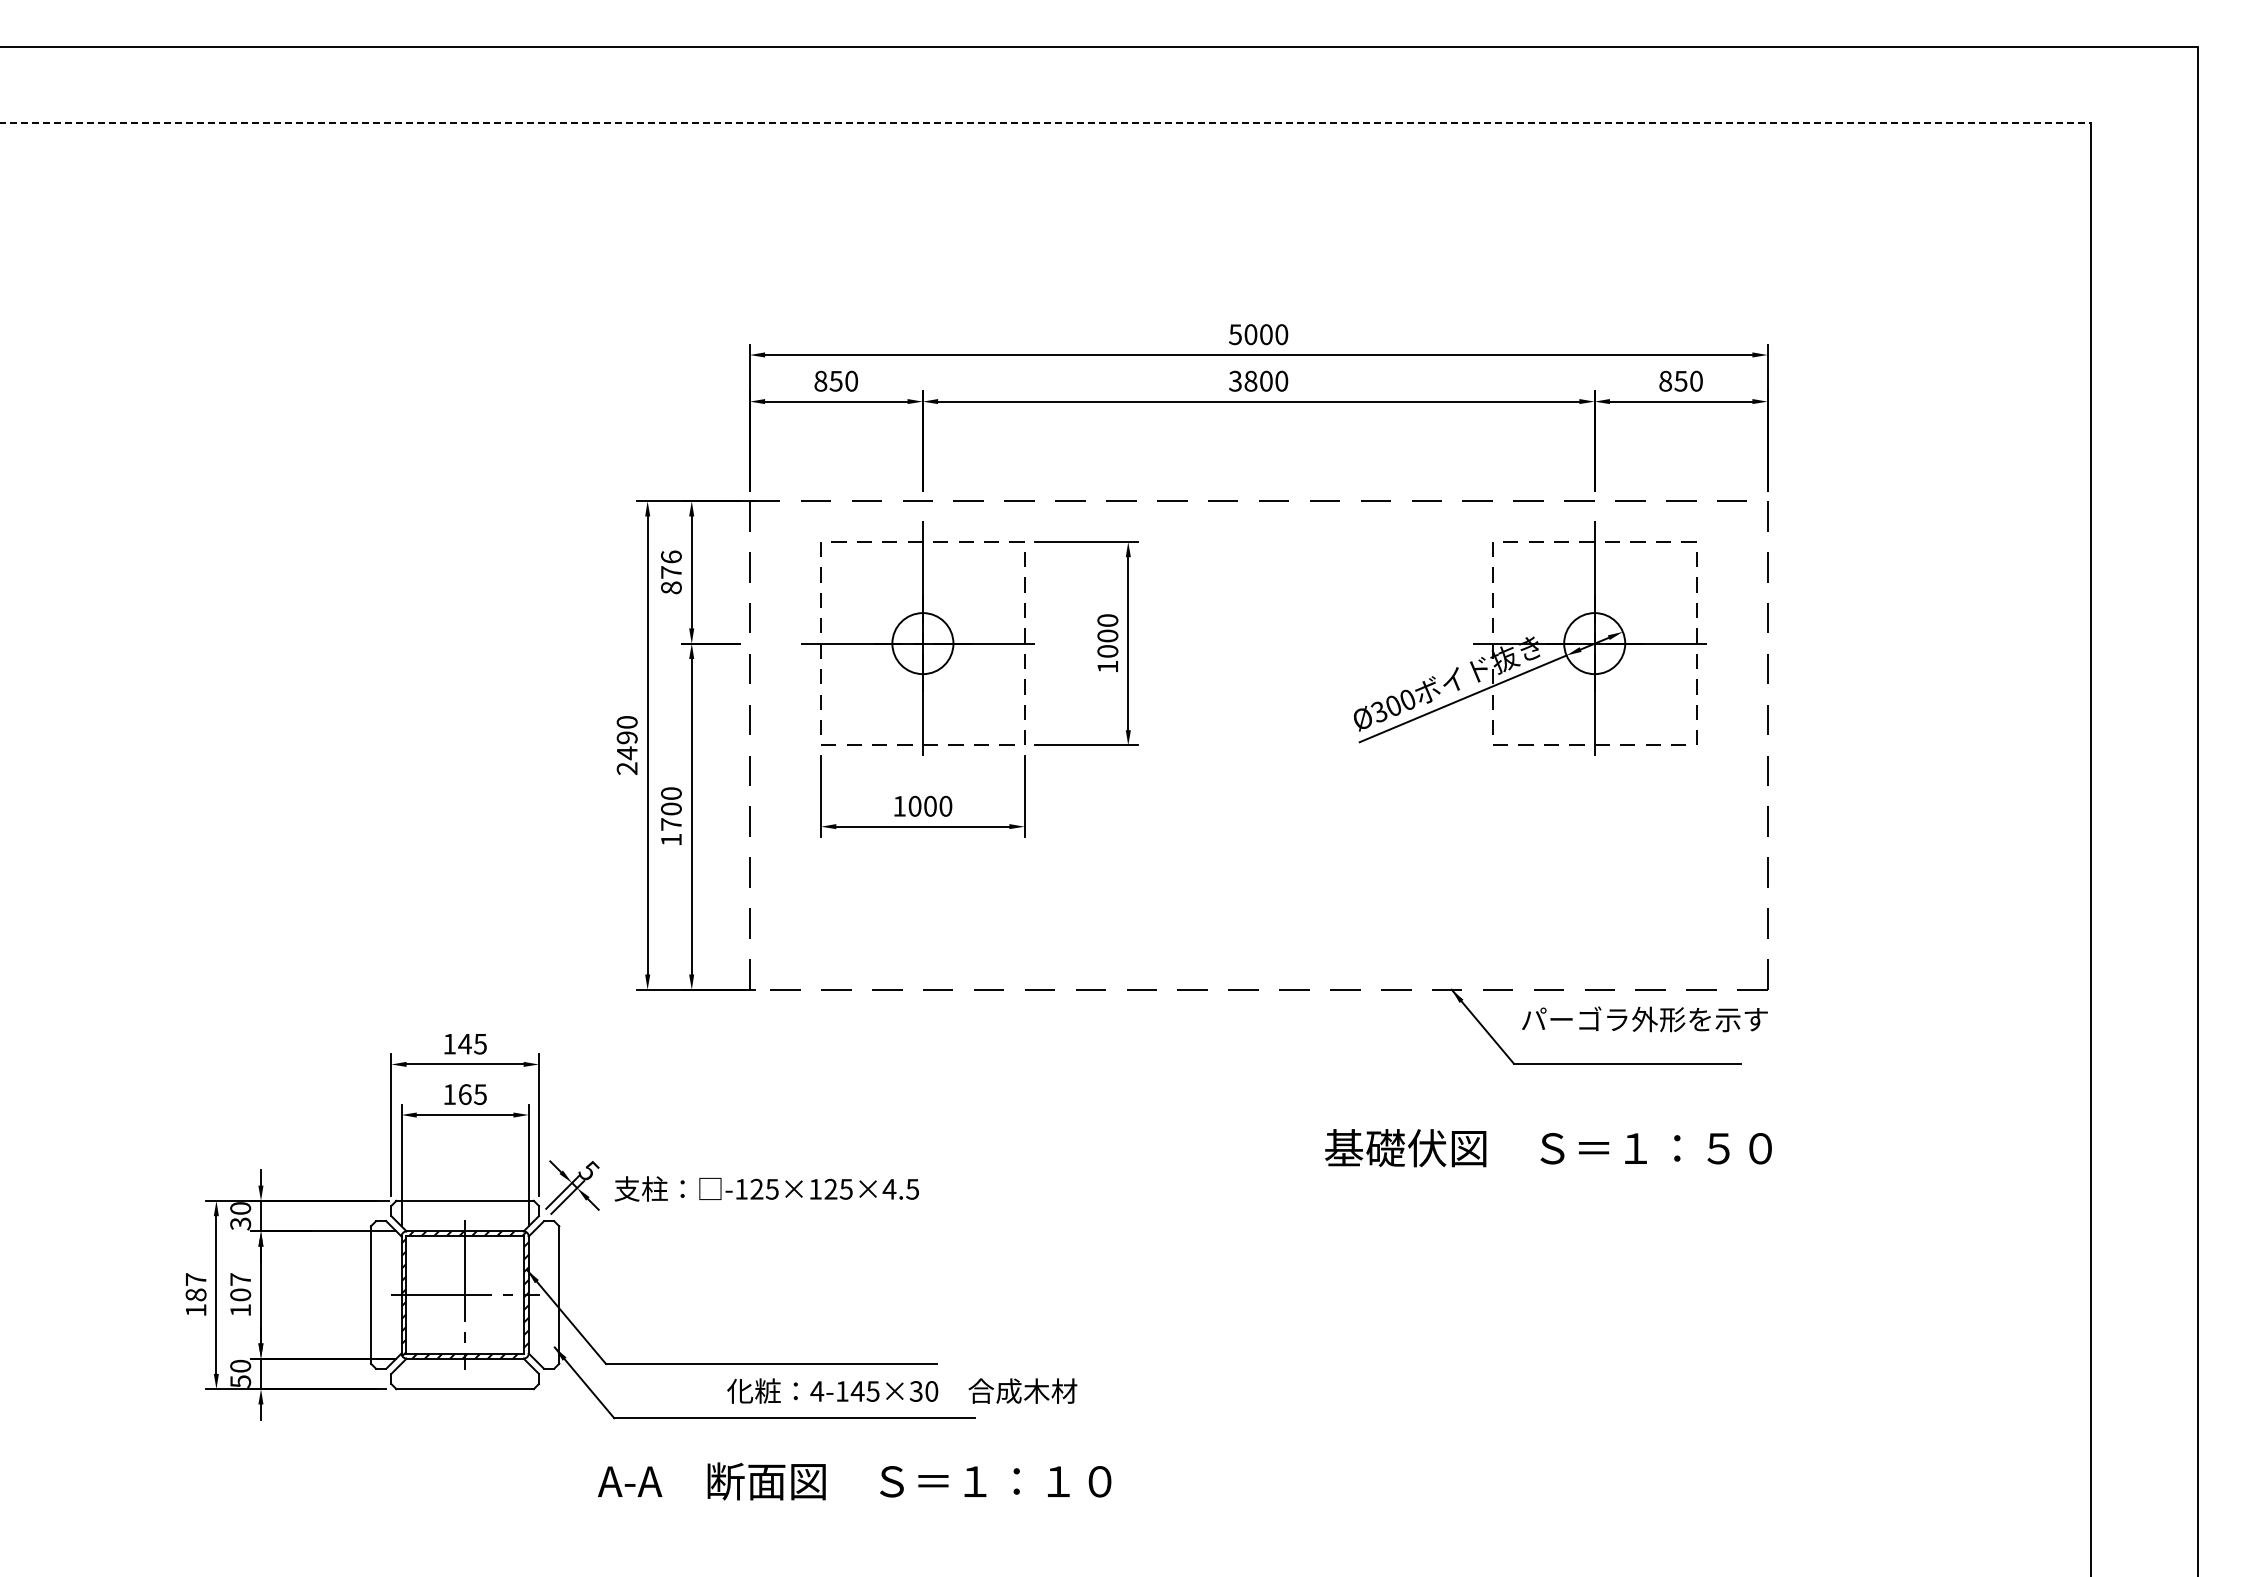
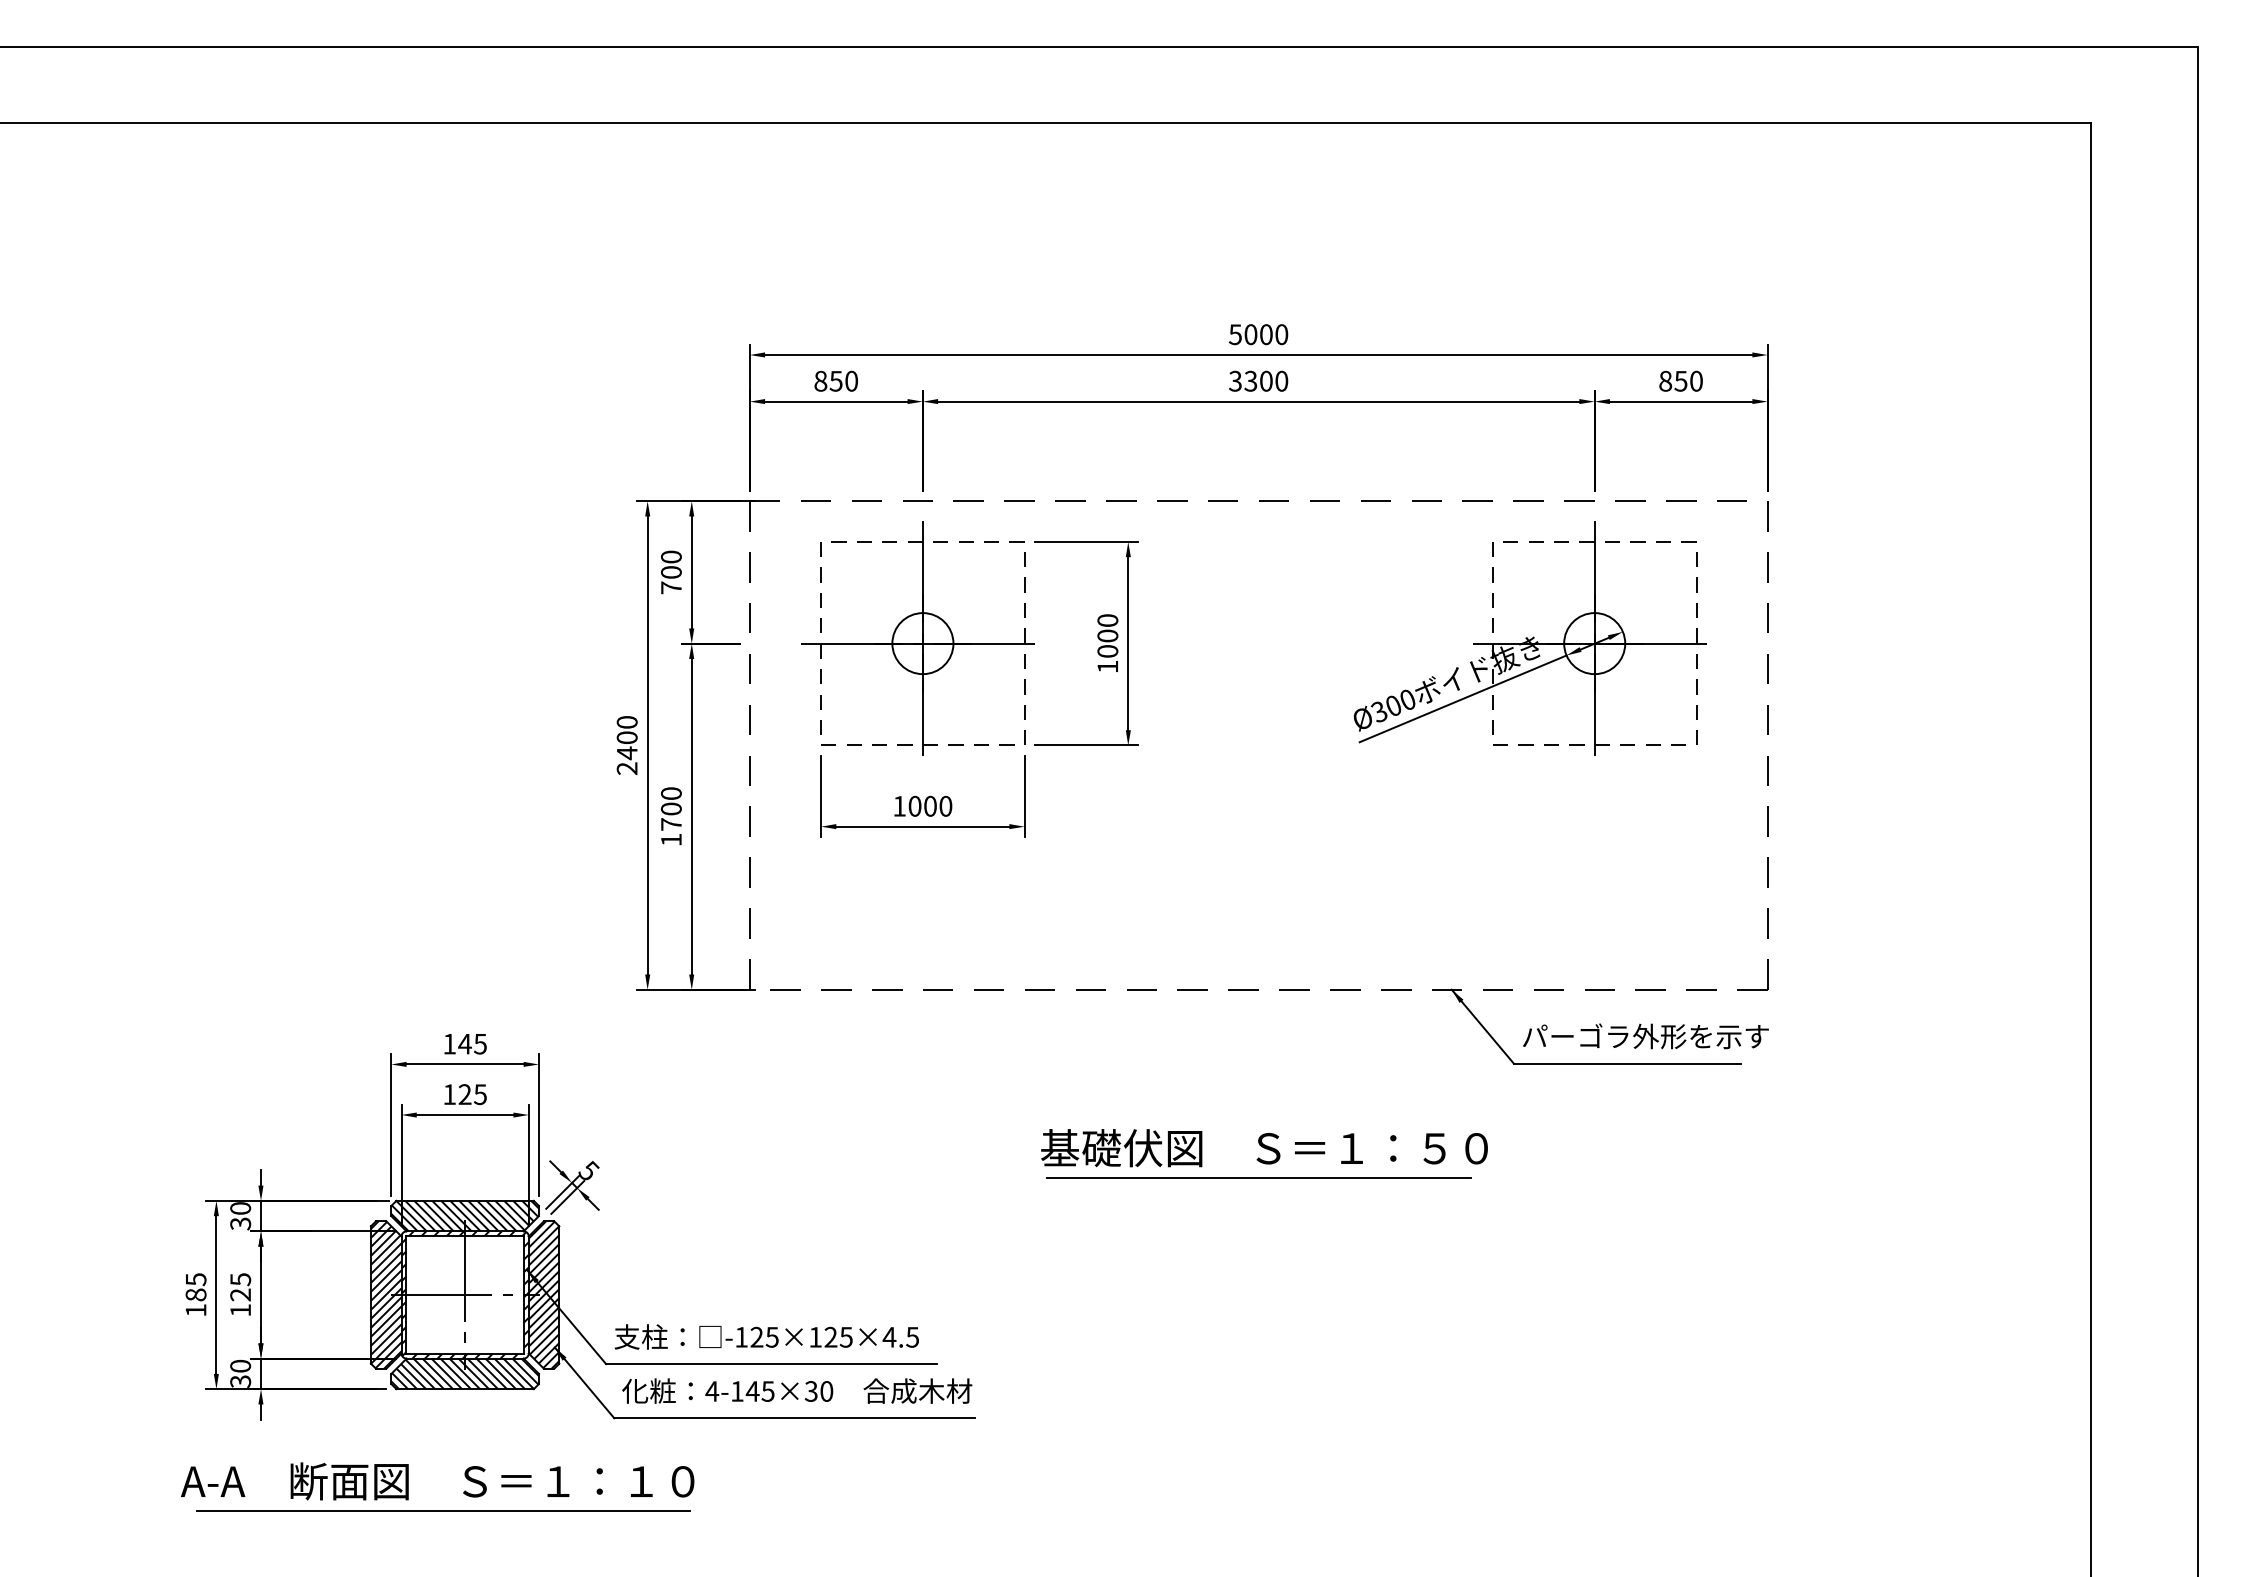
line: dashed -> solid (1046, 123)
text: 3800 -> 3300 (1250, 380)
text: 876 -> 700 (671, 572)
text: 2490 -> 2400 (626, 737)
text position: (1644, 1019) -> (1645, 1036) (1645, 1036)
text: 165 -> 125 (464, 1094)
text position: (1548, 1148) -> (1264, 1148) (1264, 1148)
line: none -> present (1258, 1178)
text position: (766, 1188) -> (766, 1336) (766, 1336)
hatch: none -> present (464, 1215)
text: 187 -> 185 (196, 1279)
text: 107 -> 125 (240, 1287)
hatch: none -> present (386, 1294)
hatch: none -> present (543, 1294)
hatch: none -> present (464, 1373)
text: 50 -> 30 (240, 1381)
text position: (902, 1390) -> (797, 1390) (797, 1390)
text position: (854, 1481) -> (437, 1481) (437, 1481)
line: none -> present (443, 1511)
